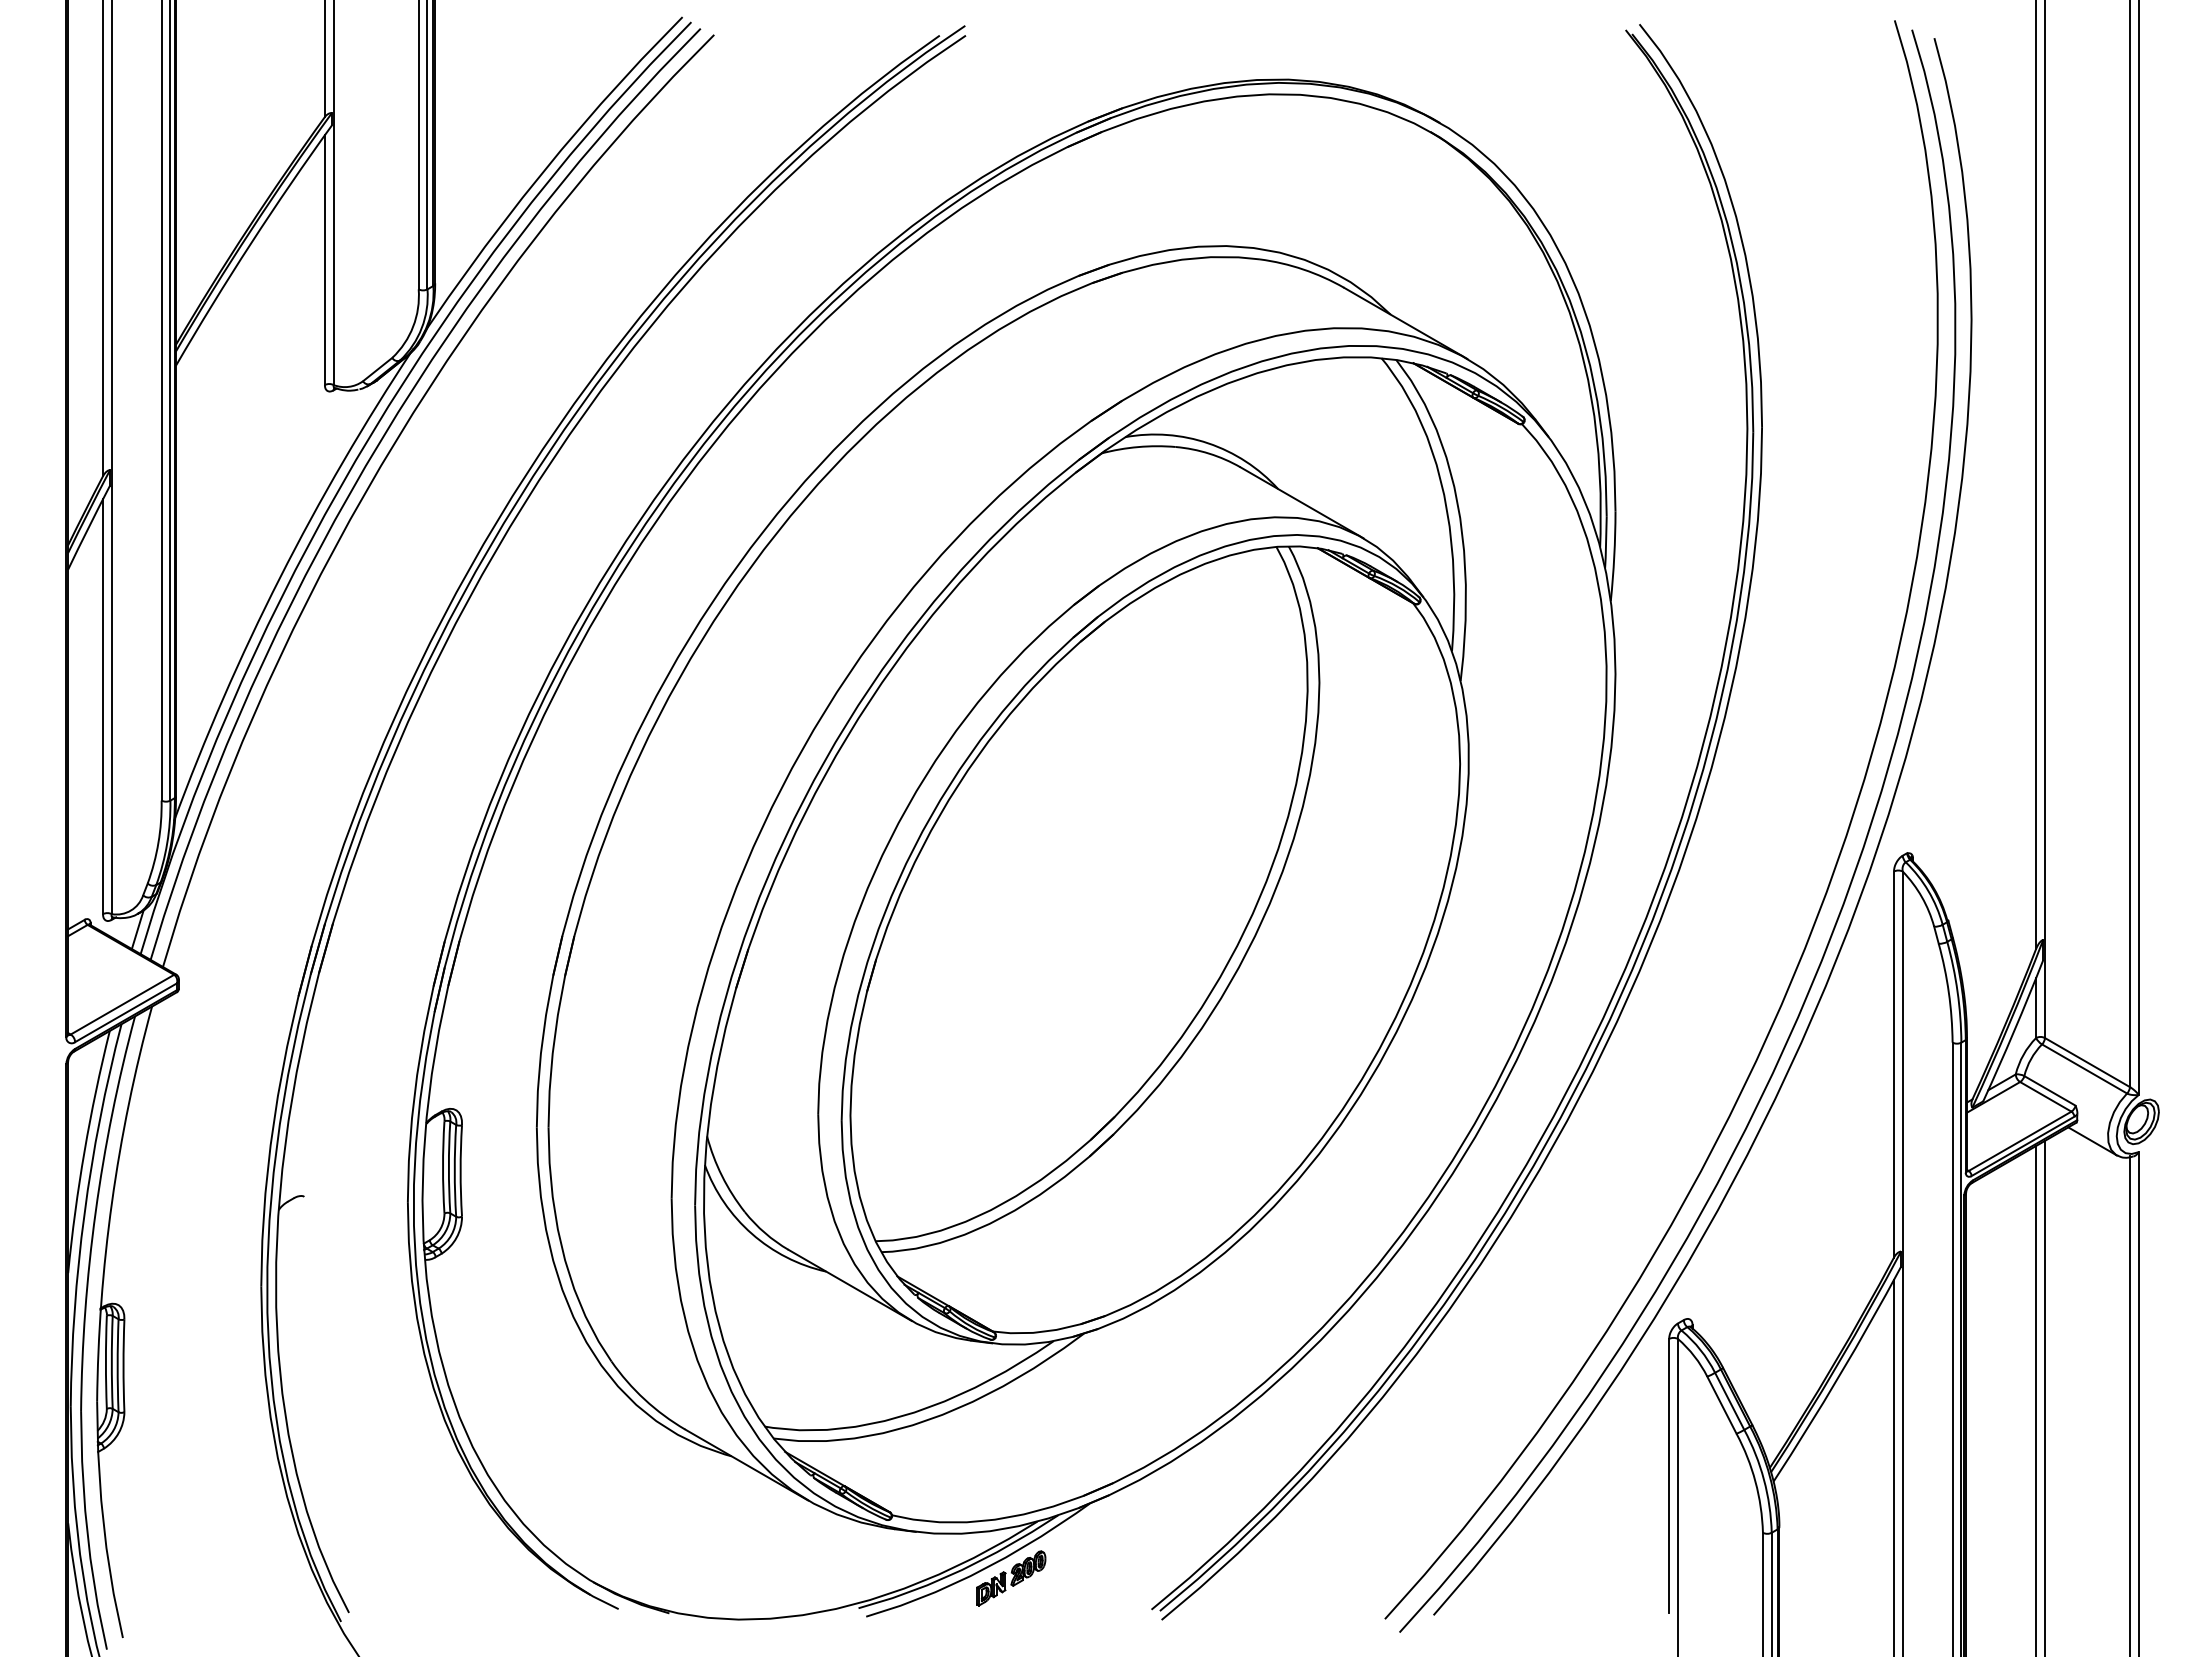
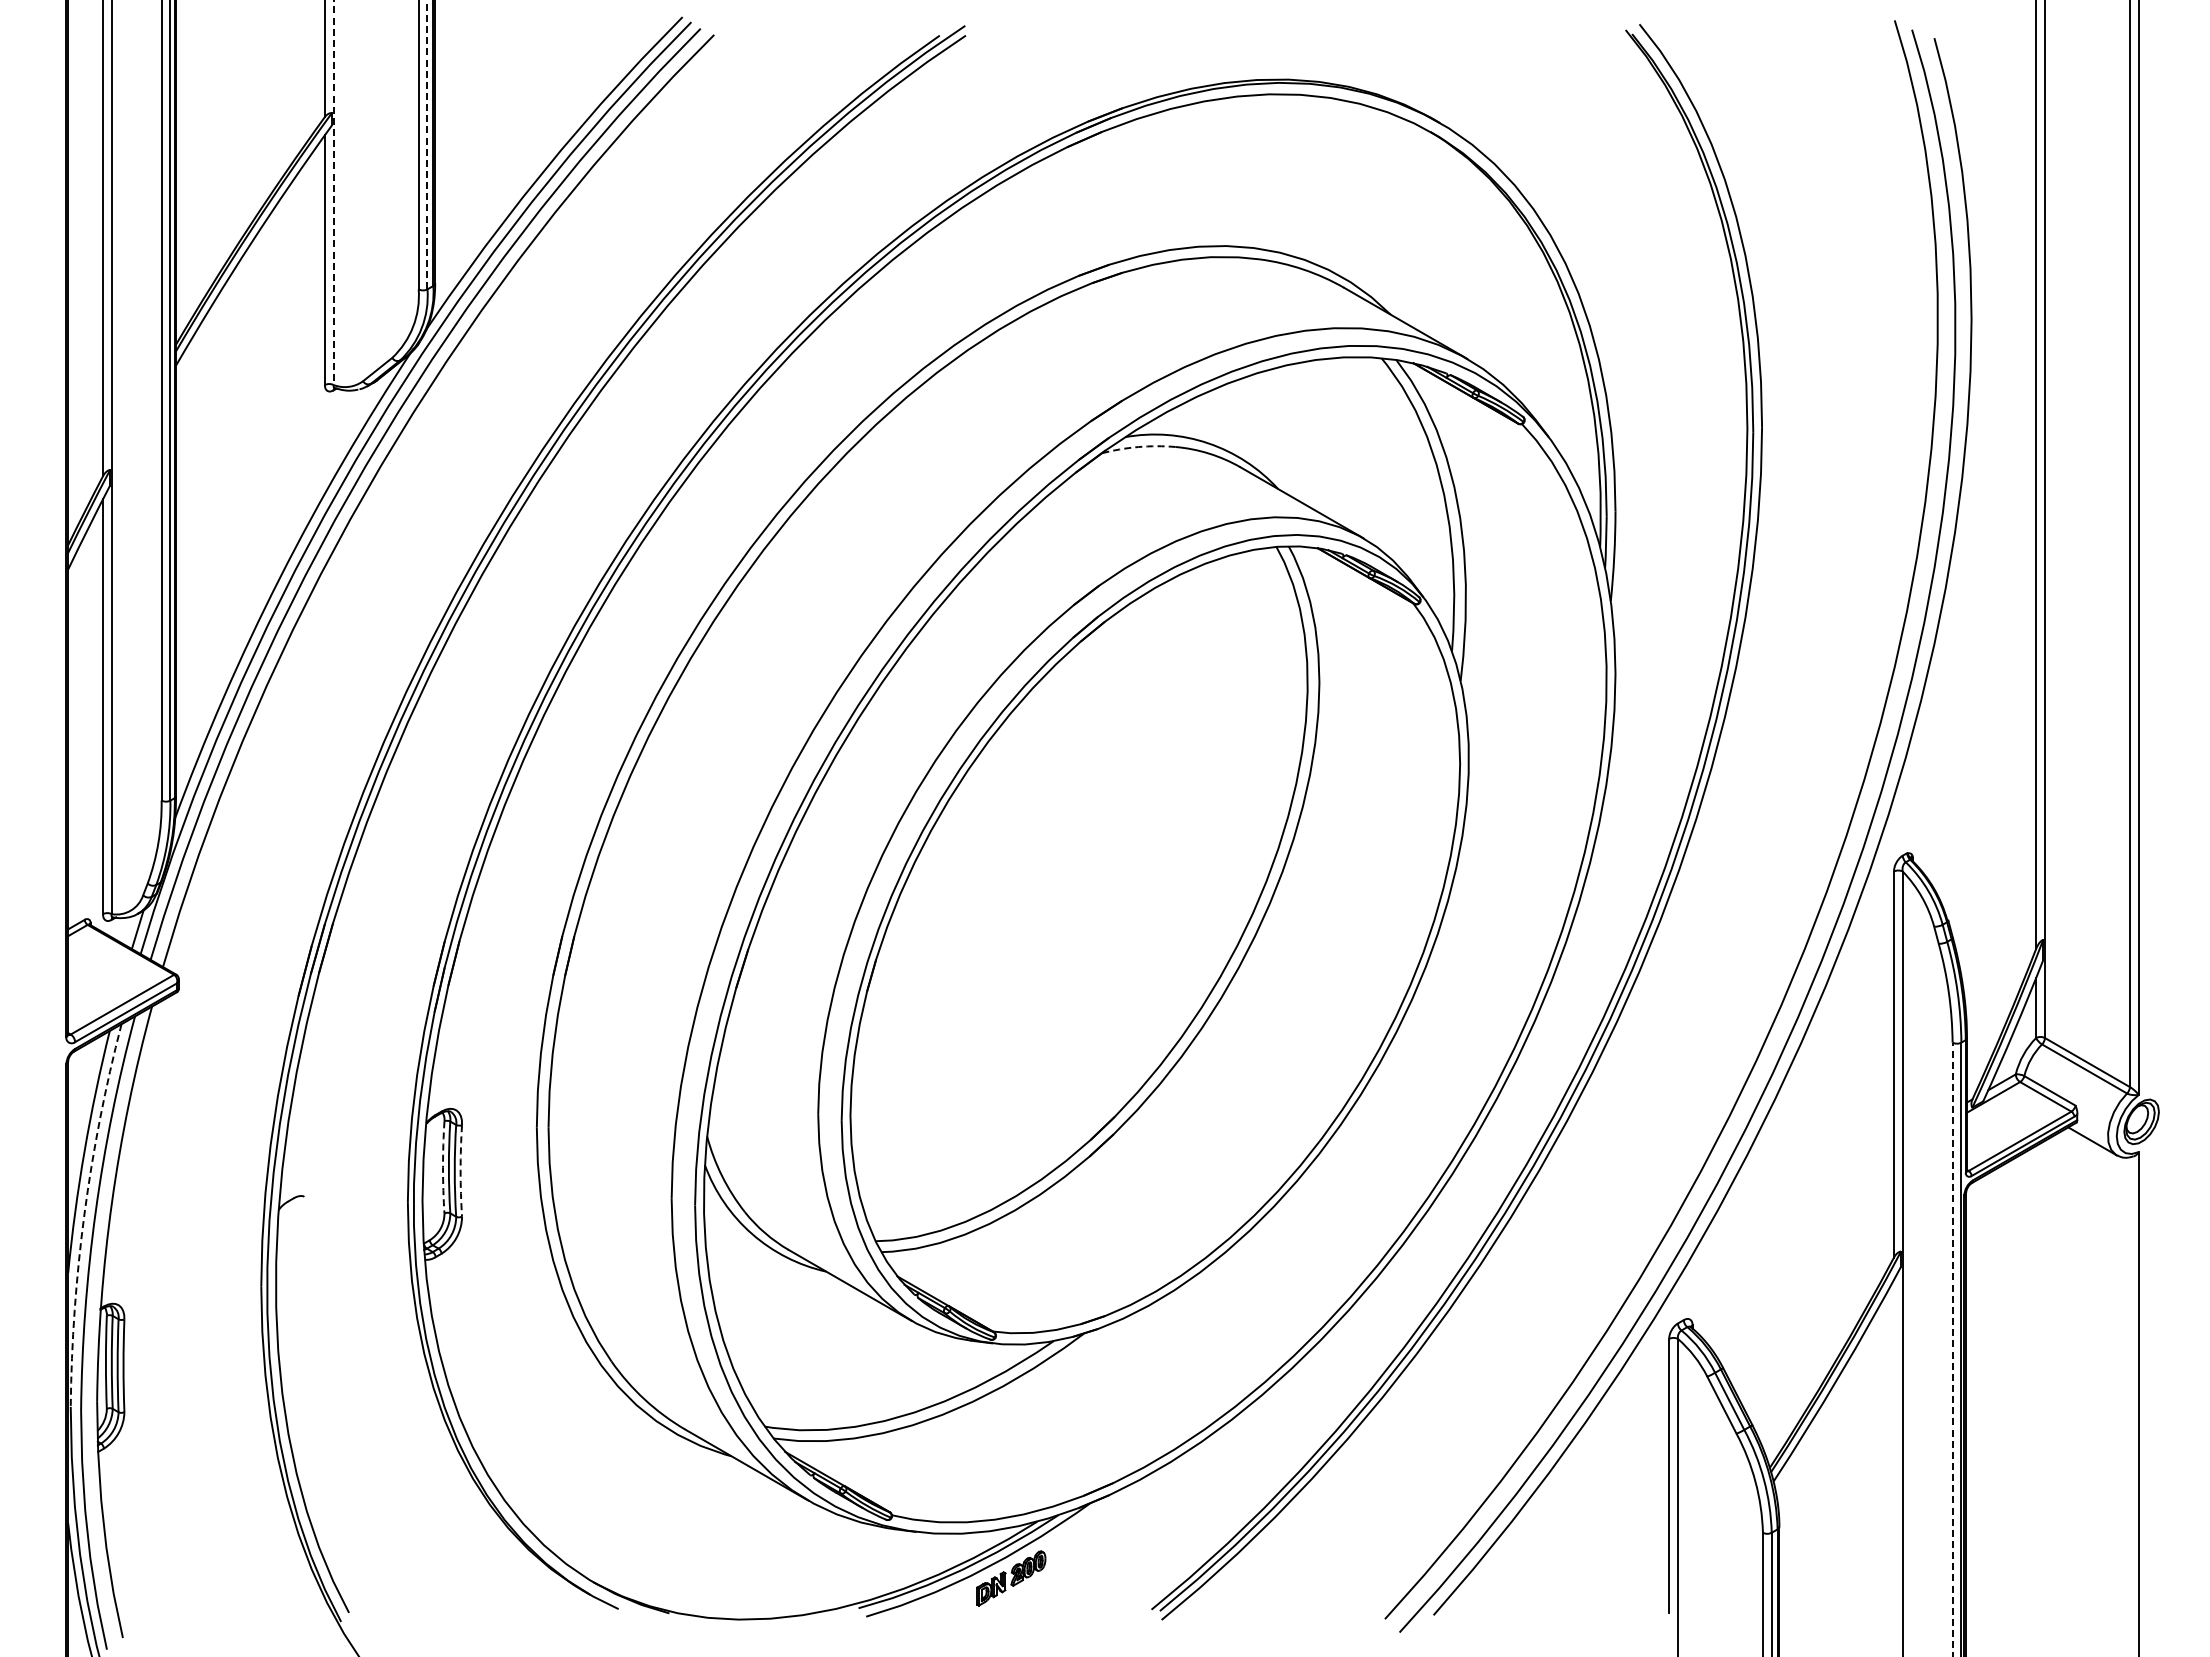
line: solid -> dashed (427, 145)
line: solid -> dashed (333, 193)
arc: solid -> dashed (1138, 447)
arc: solid -> dashed (443, 1167)
arc: solid -> dashed (460, 1170)
arc: solid -> dashed (84, 1214)
line: solid -> dashed (1952, 1349)
line: present -> none (2044, 1396)
line: present -> none (2036, 1399)
line: present -> none (2129, 1404)
line: present -> none (1893, 1466)
